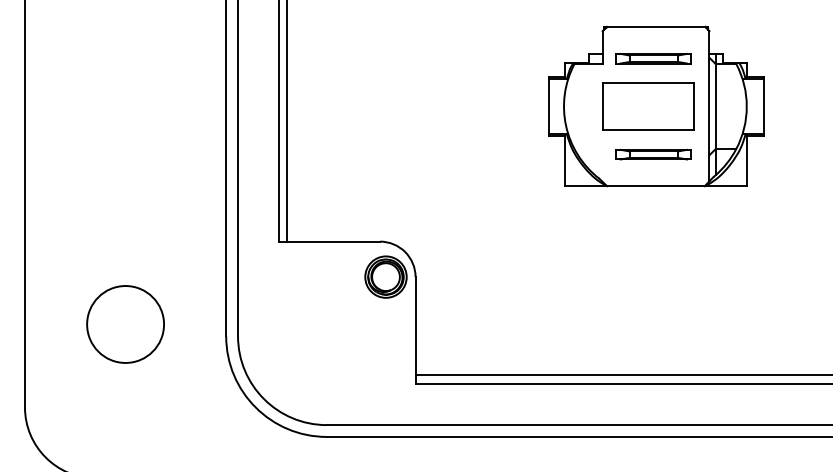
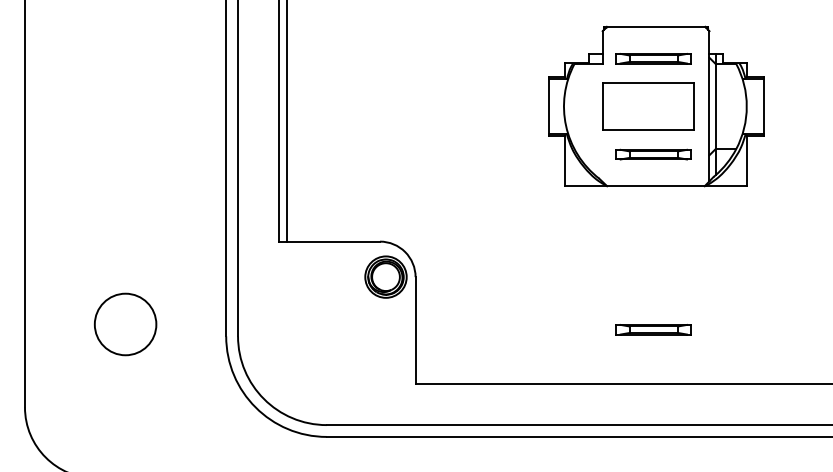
circle diameter: 77 px -> 62 px (125, 324)
part: none -> present (653, 329)
line: present -> none (622, 374)
